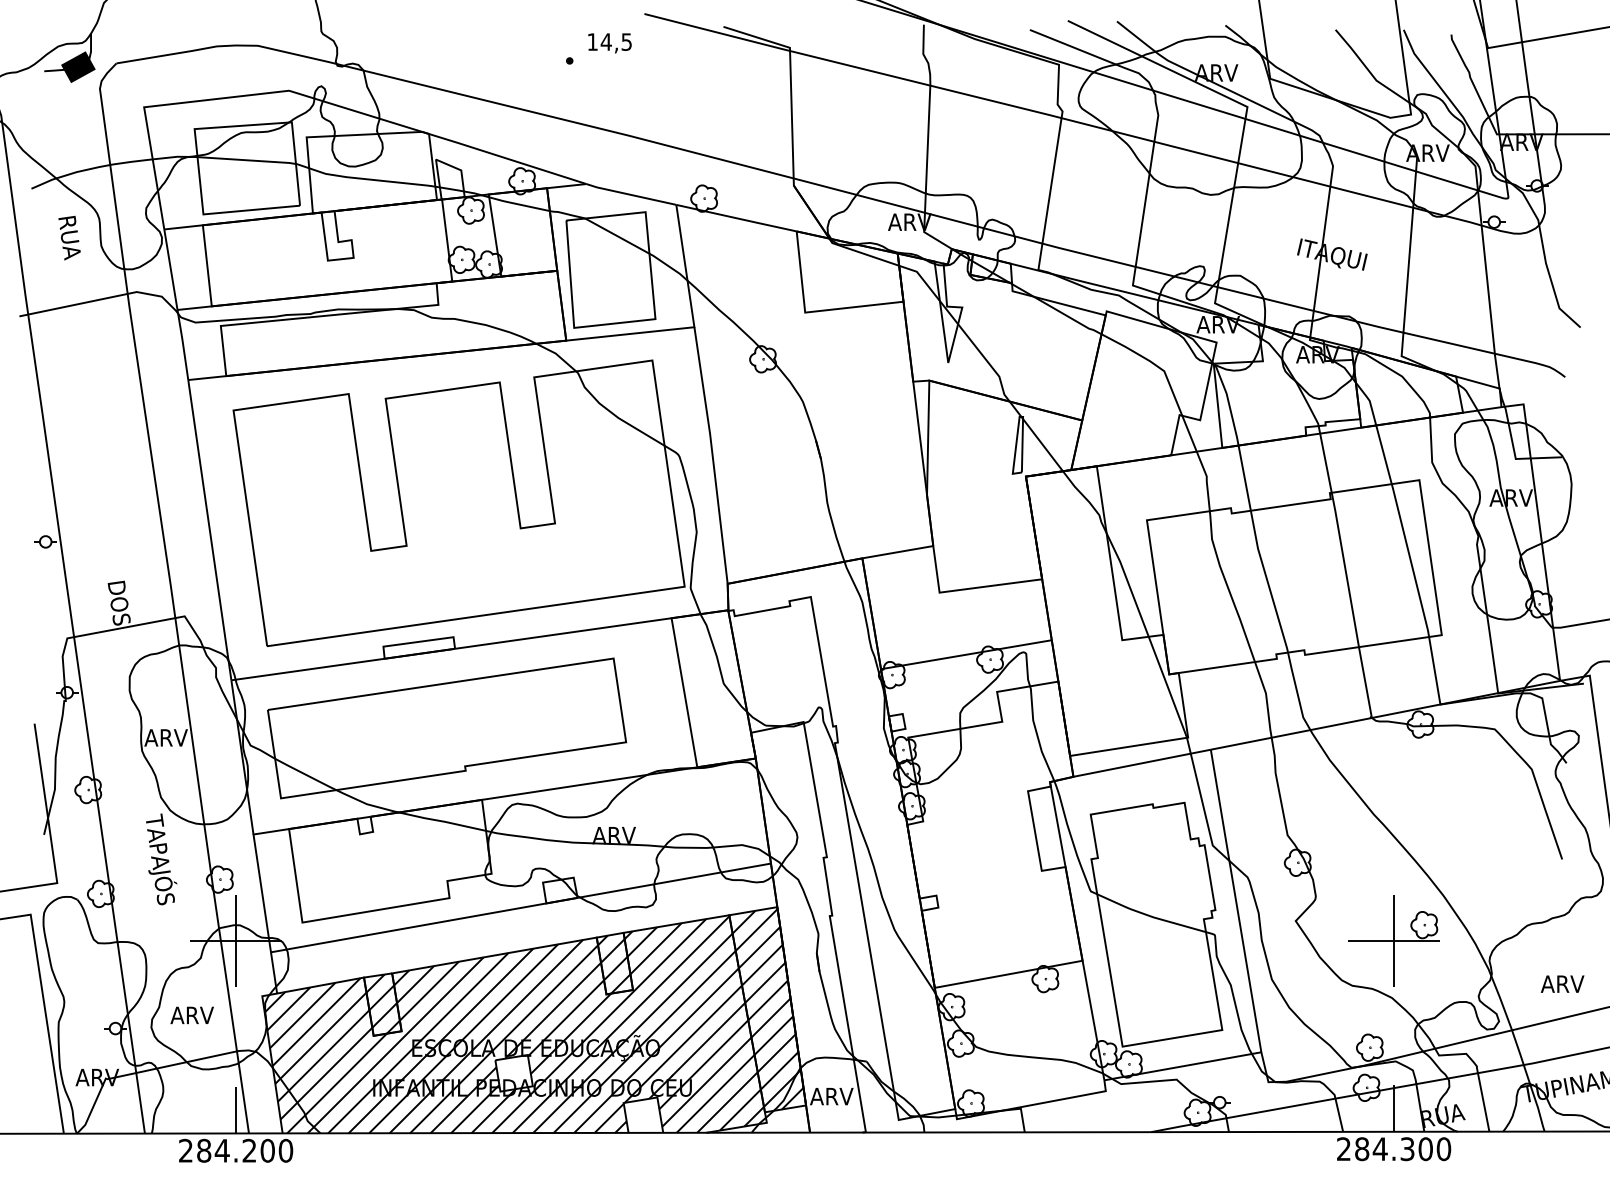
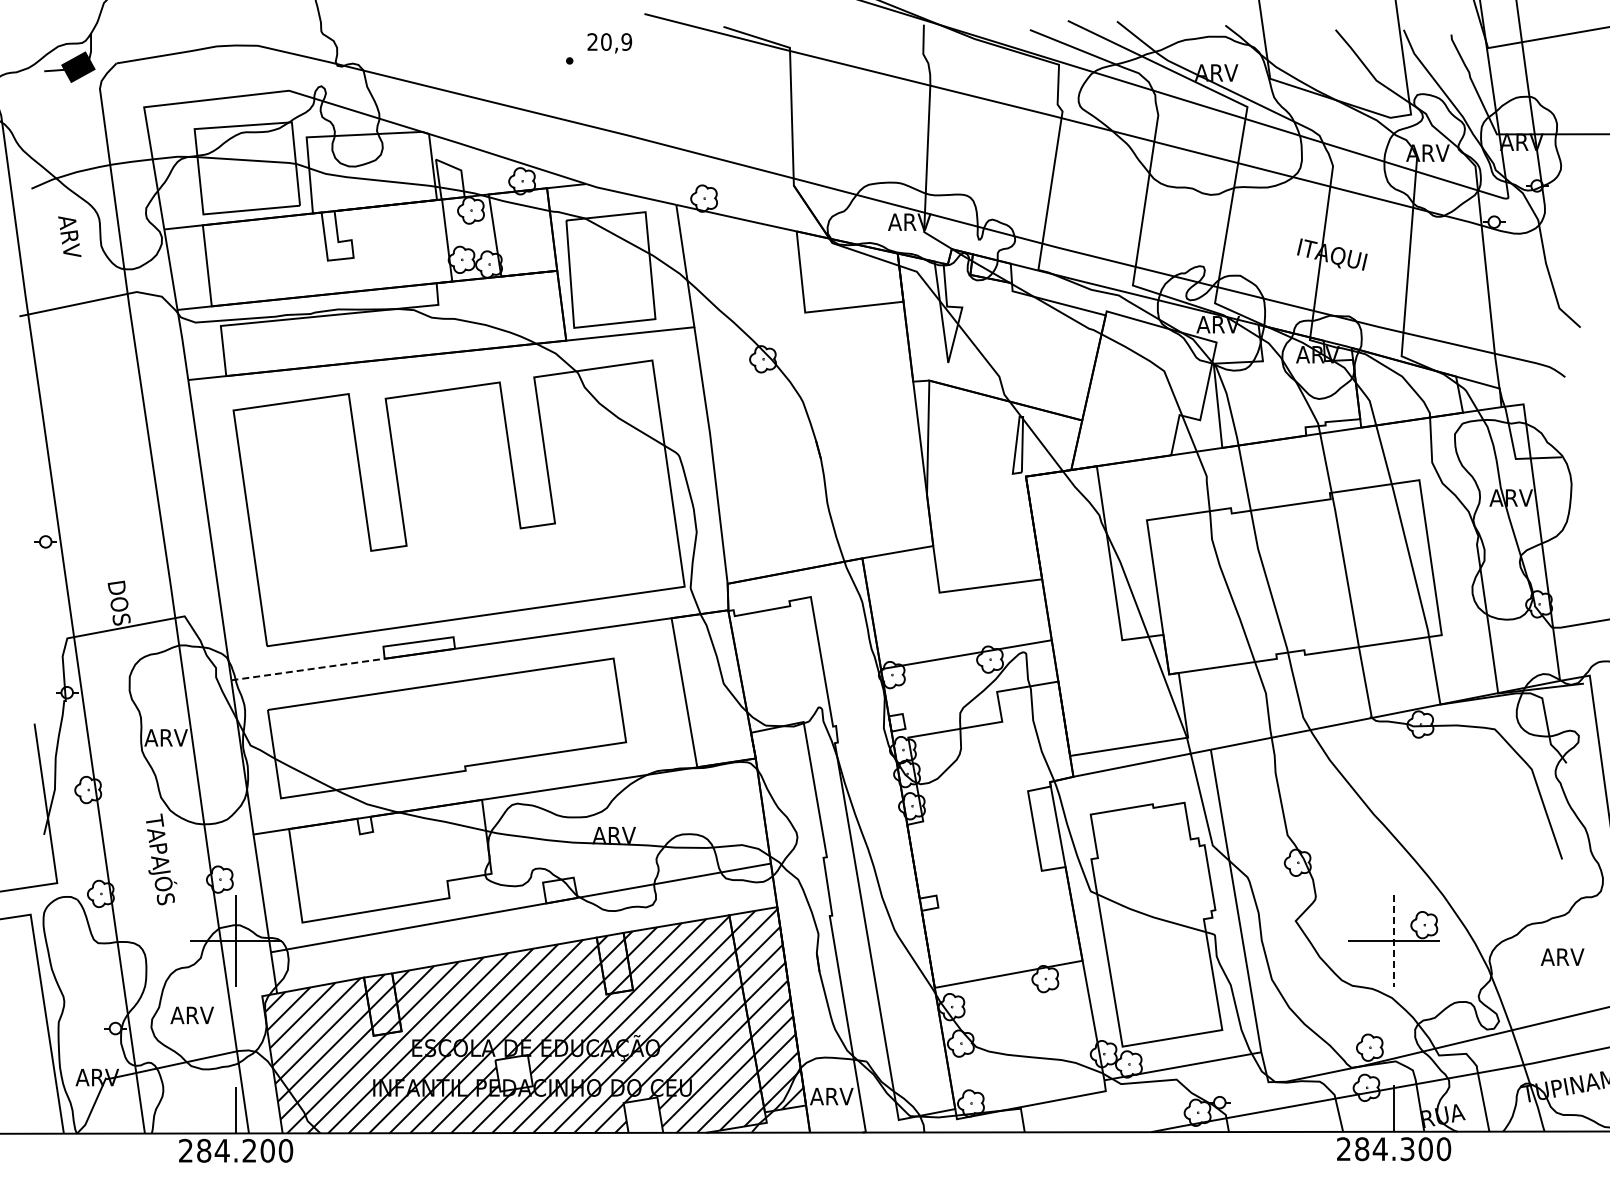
text: 14,5 -> 20,9 (609, 41)
text: RUA -> ARV (69, 237)
line: solid -> dashed (308, 669)
line: solid -> dashed (1394, 941)
text position: (1562, 983) -> (1562, 956) (1562, 956)
